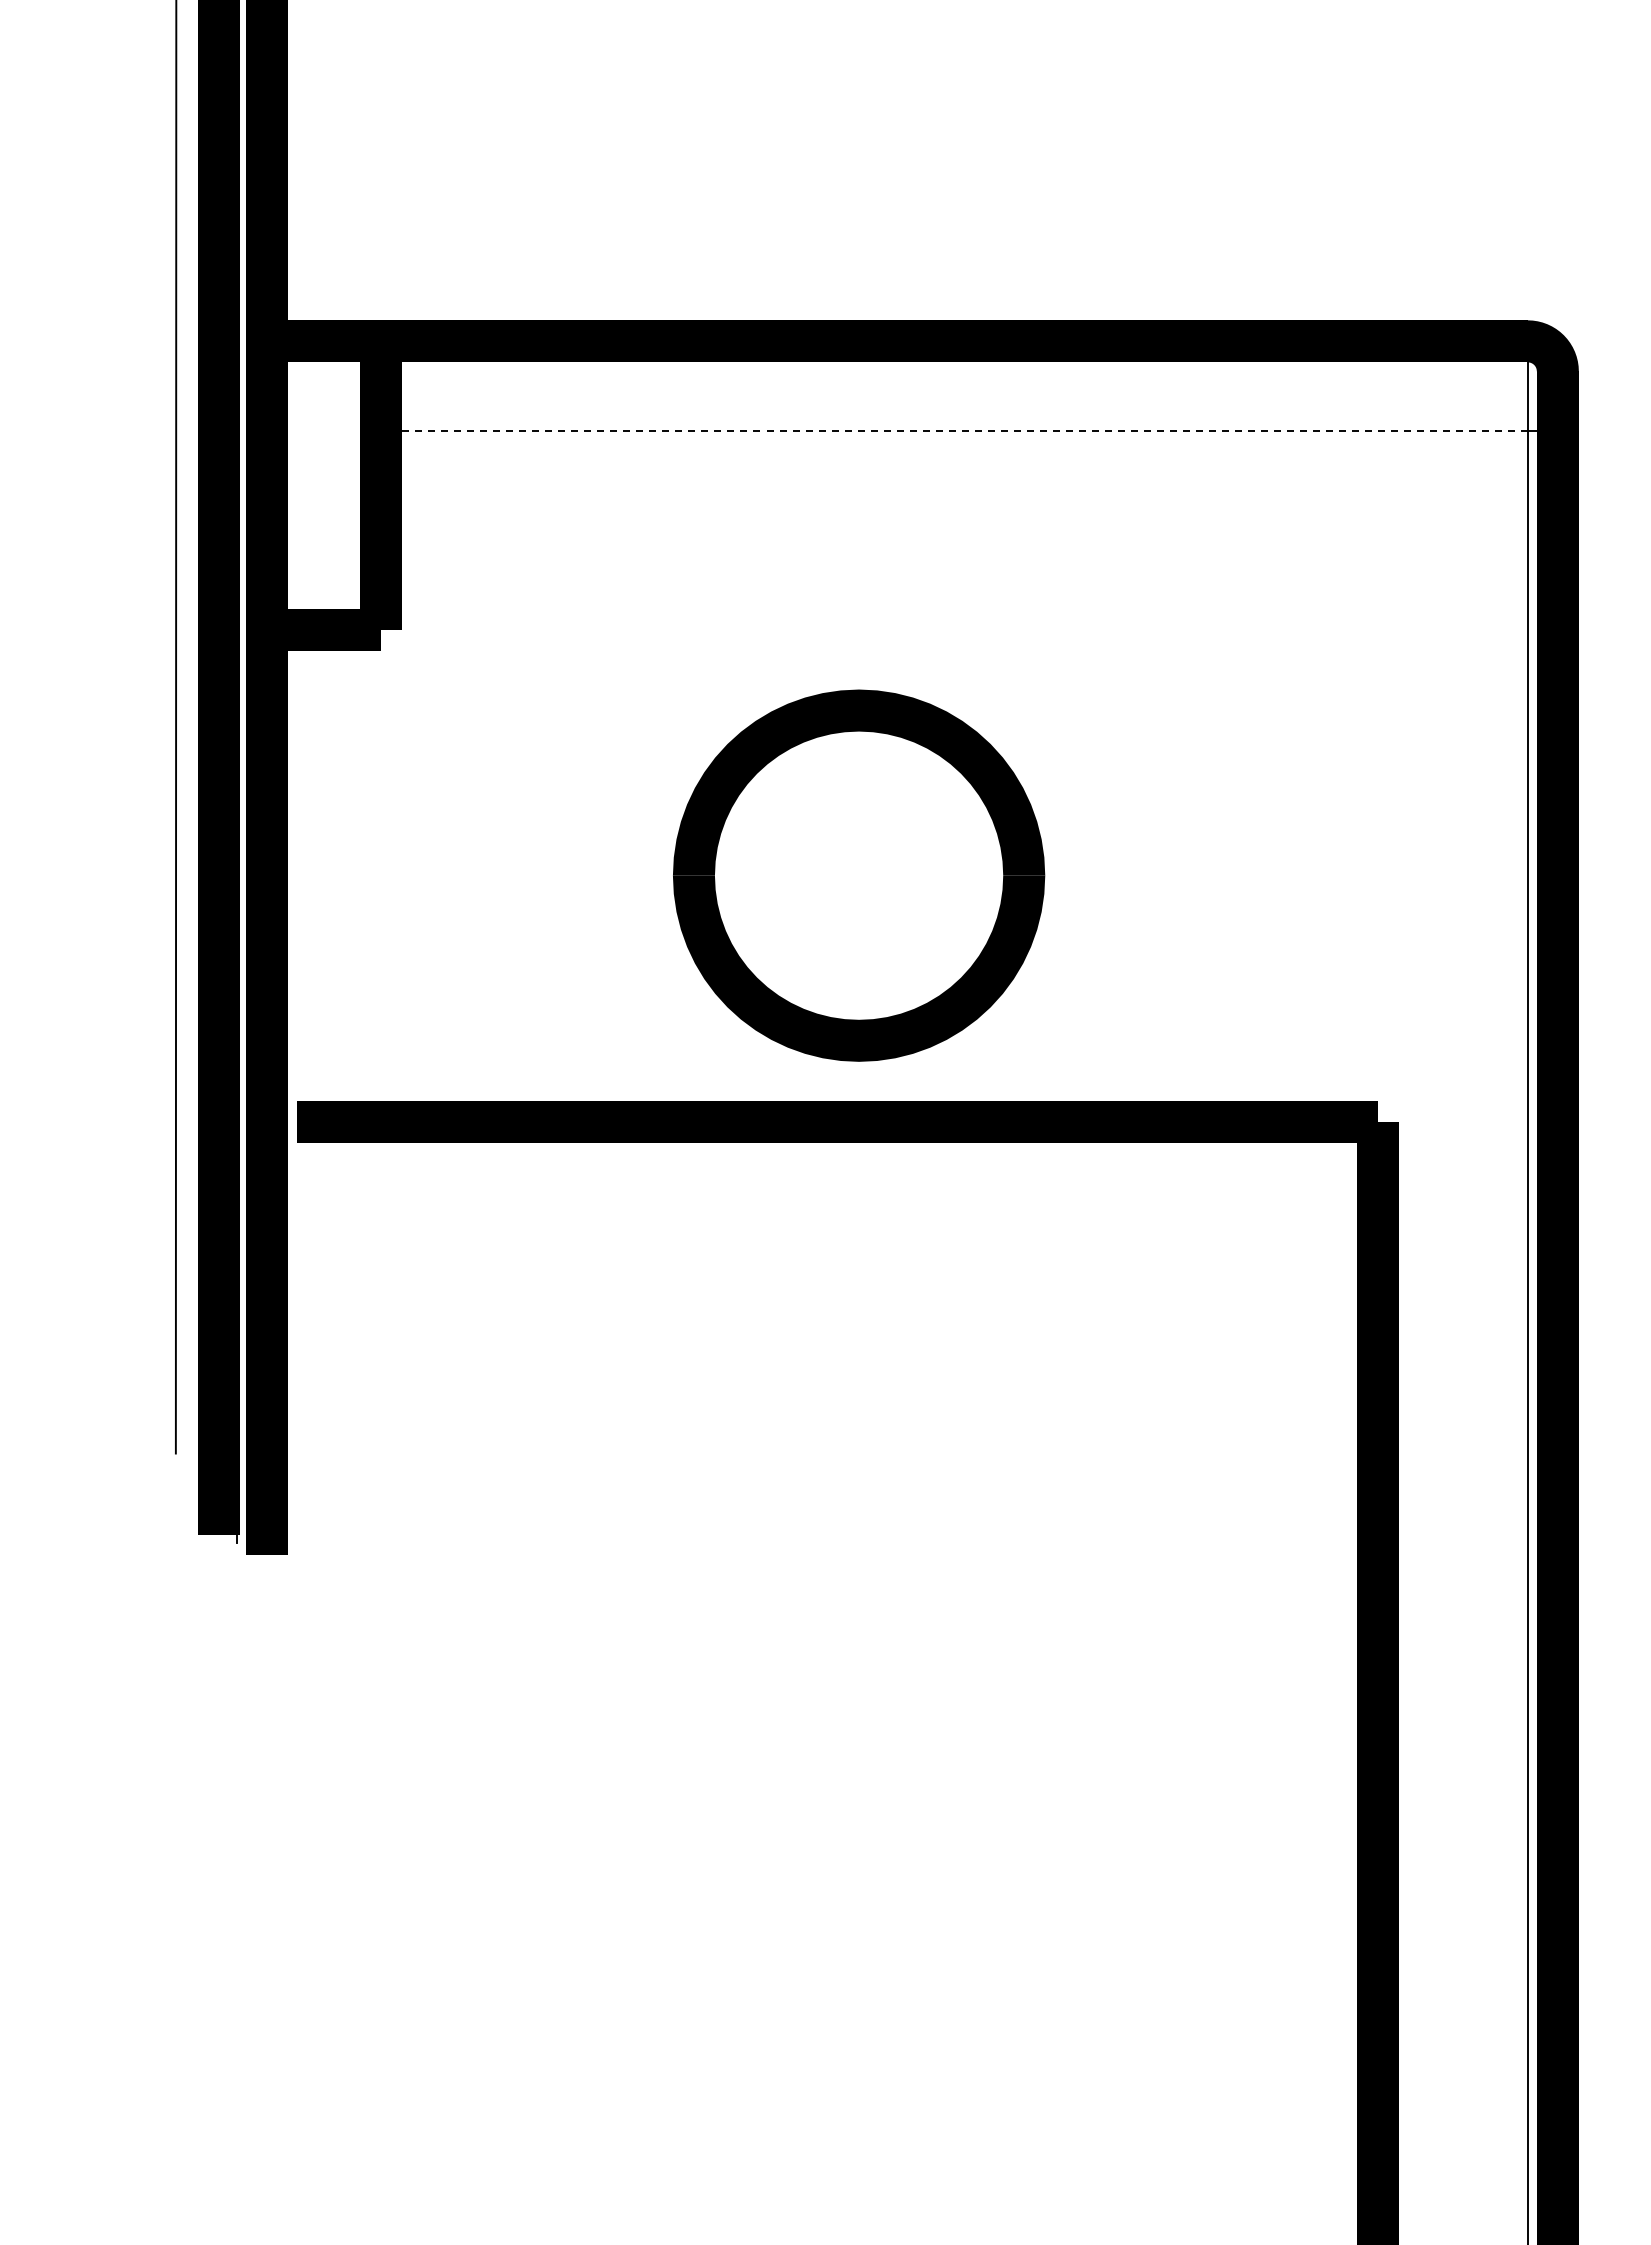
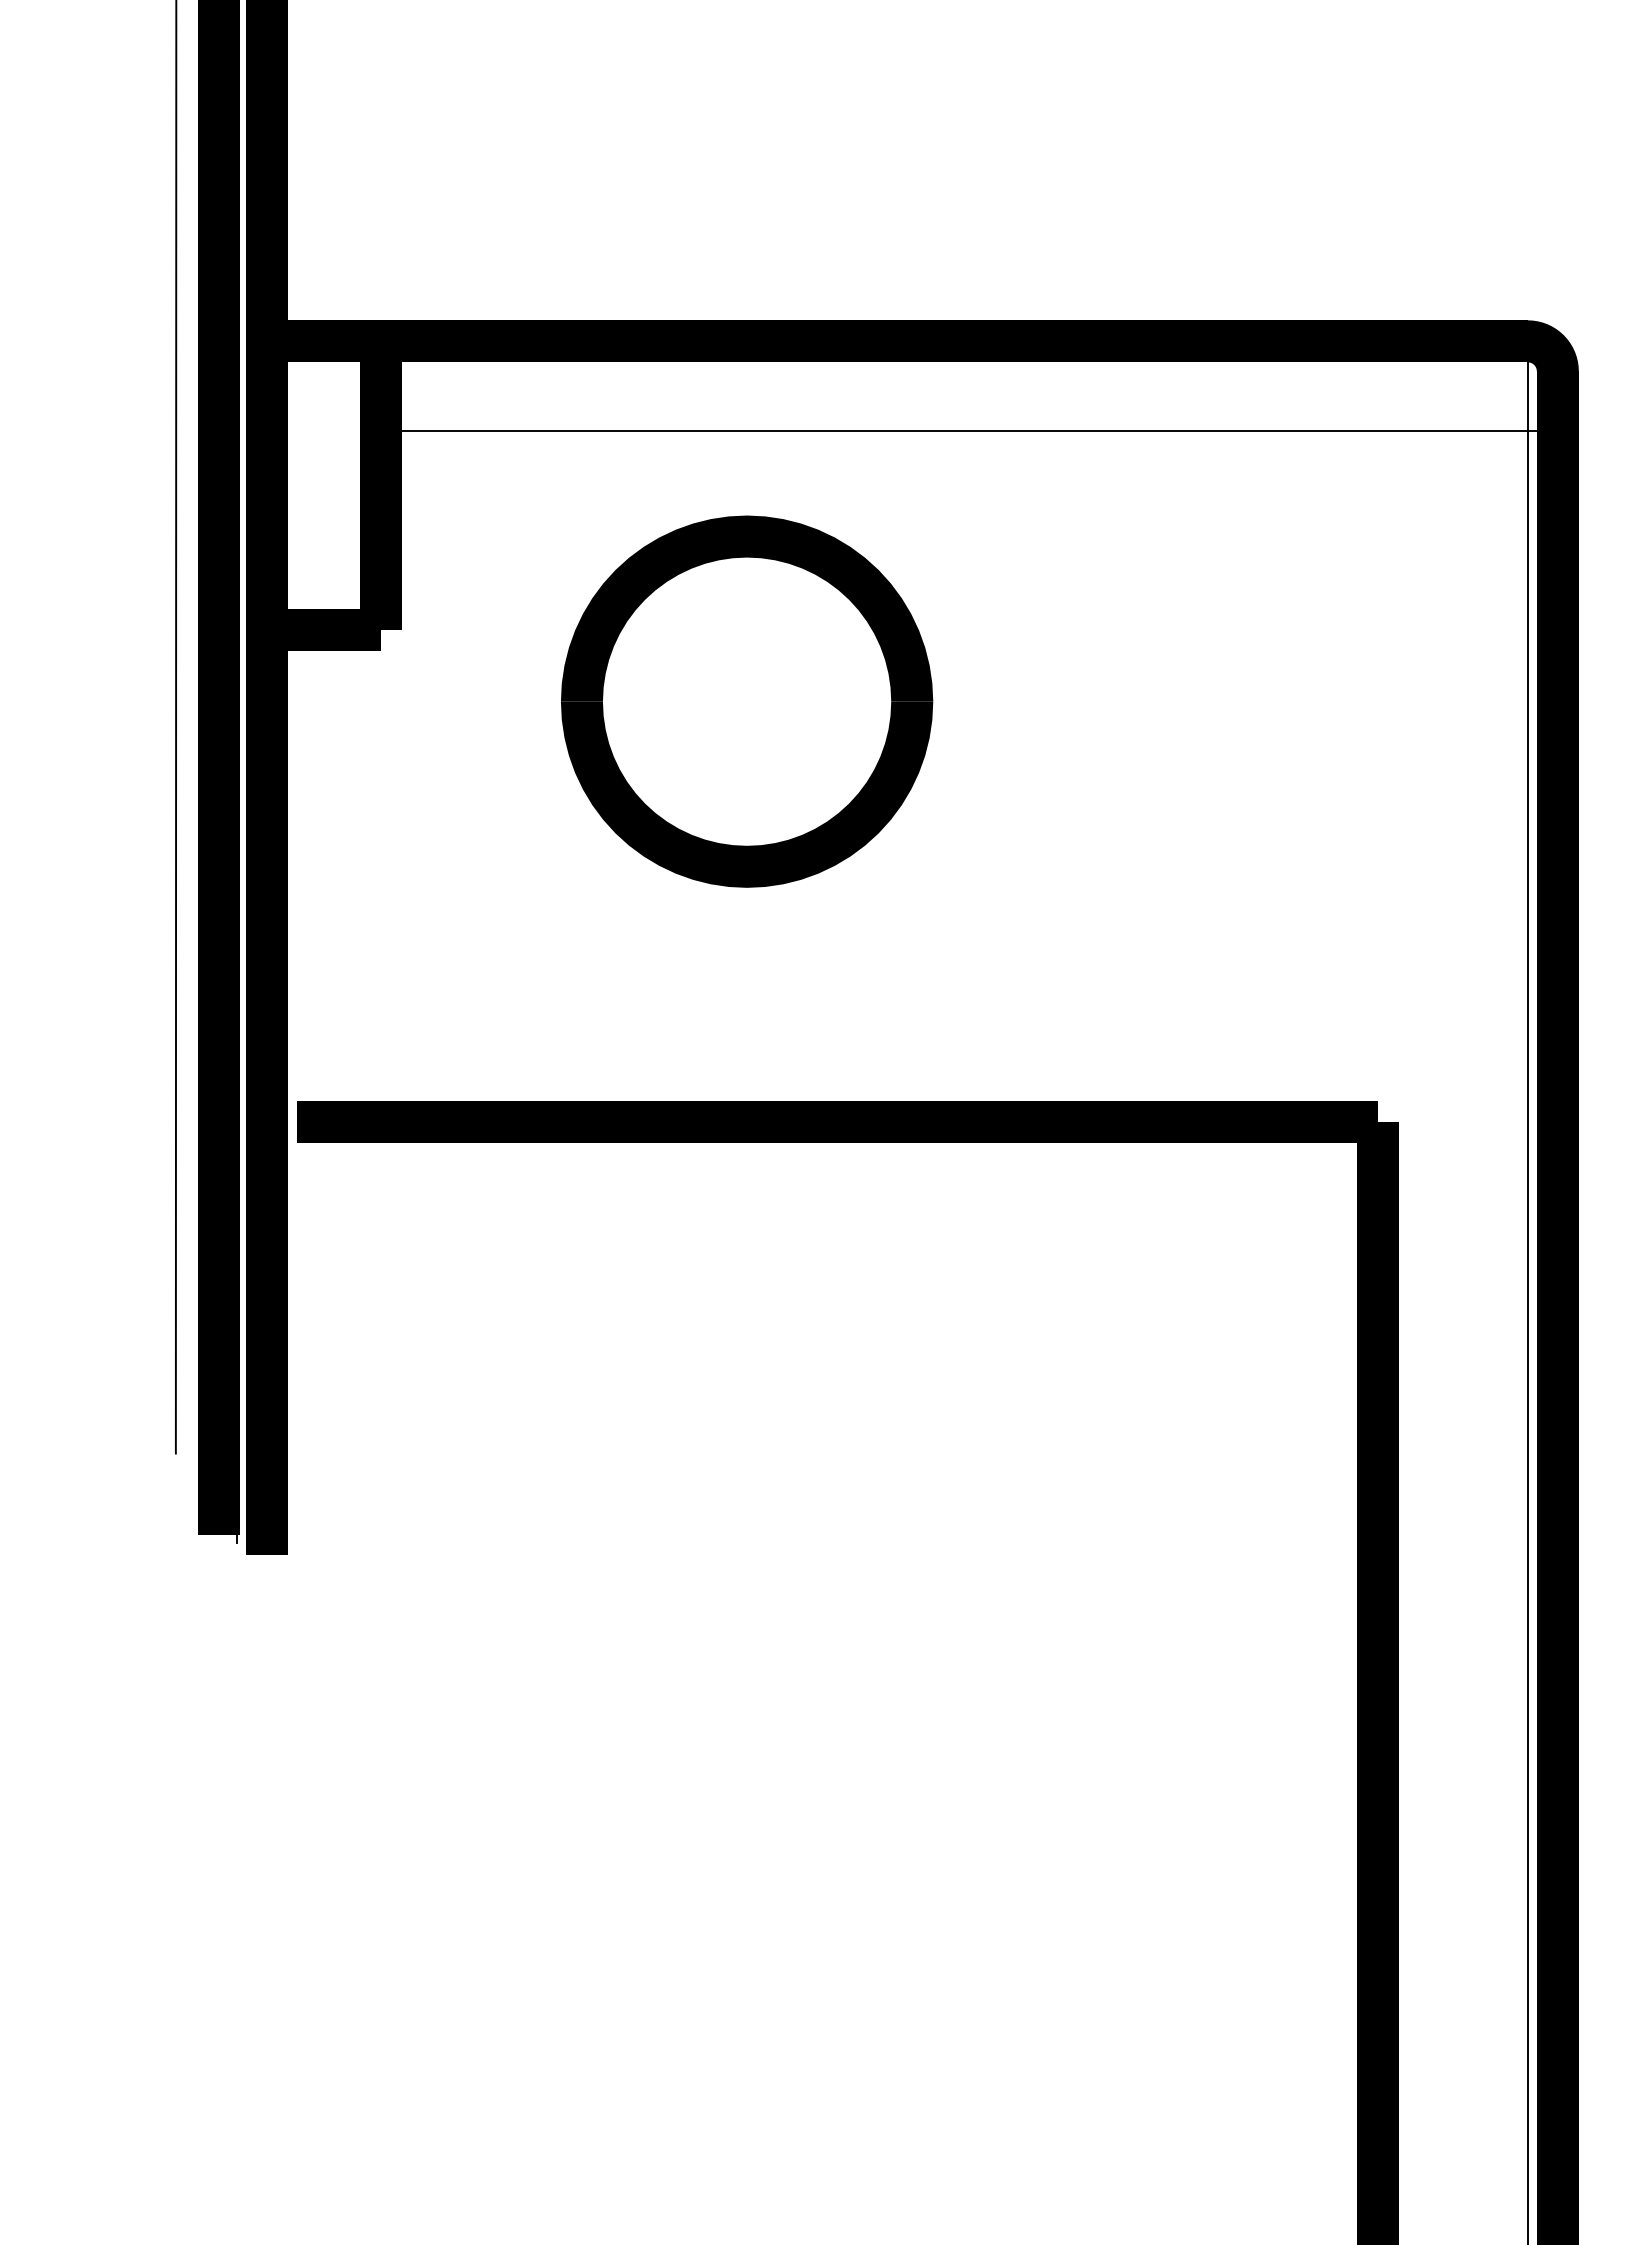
line: dashed -> solid (954, 431)
part position: (859, 875) -> (747, 701) (747, 701)
